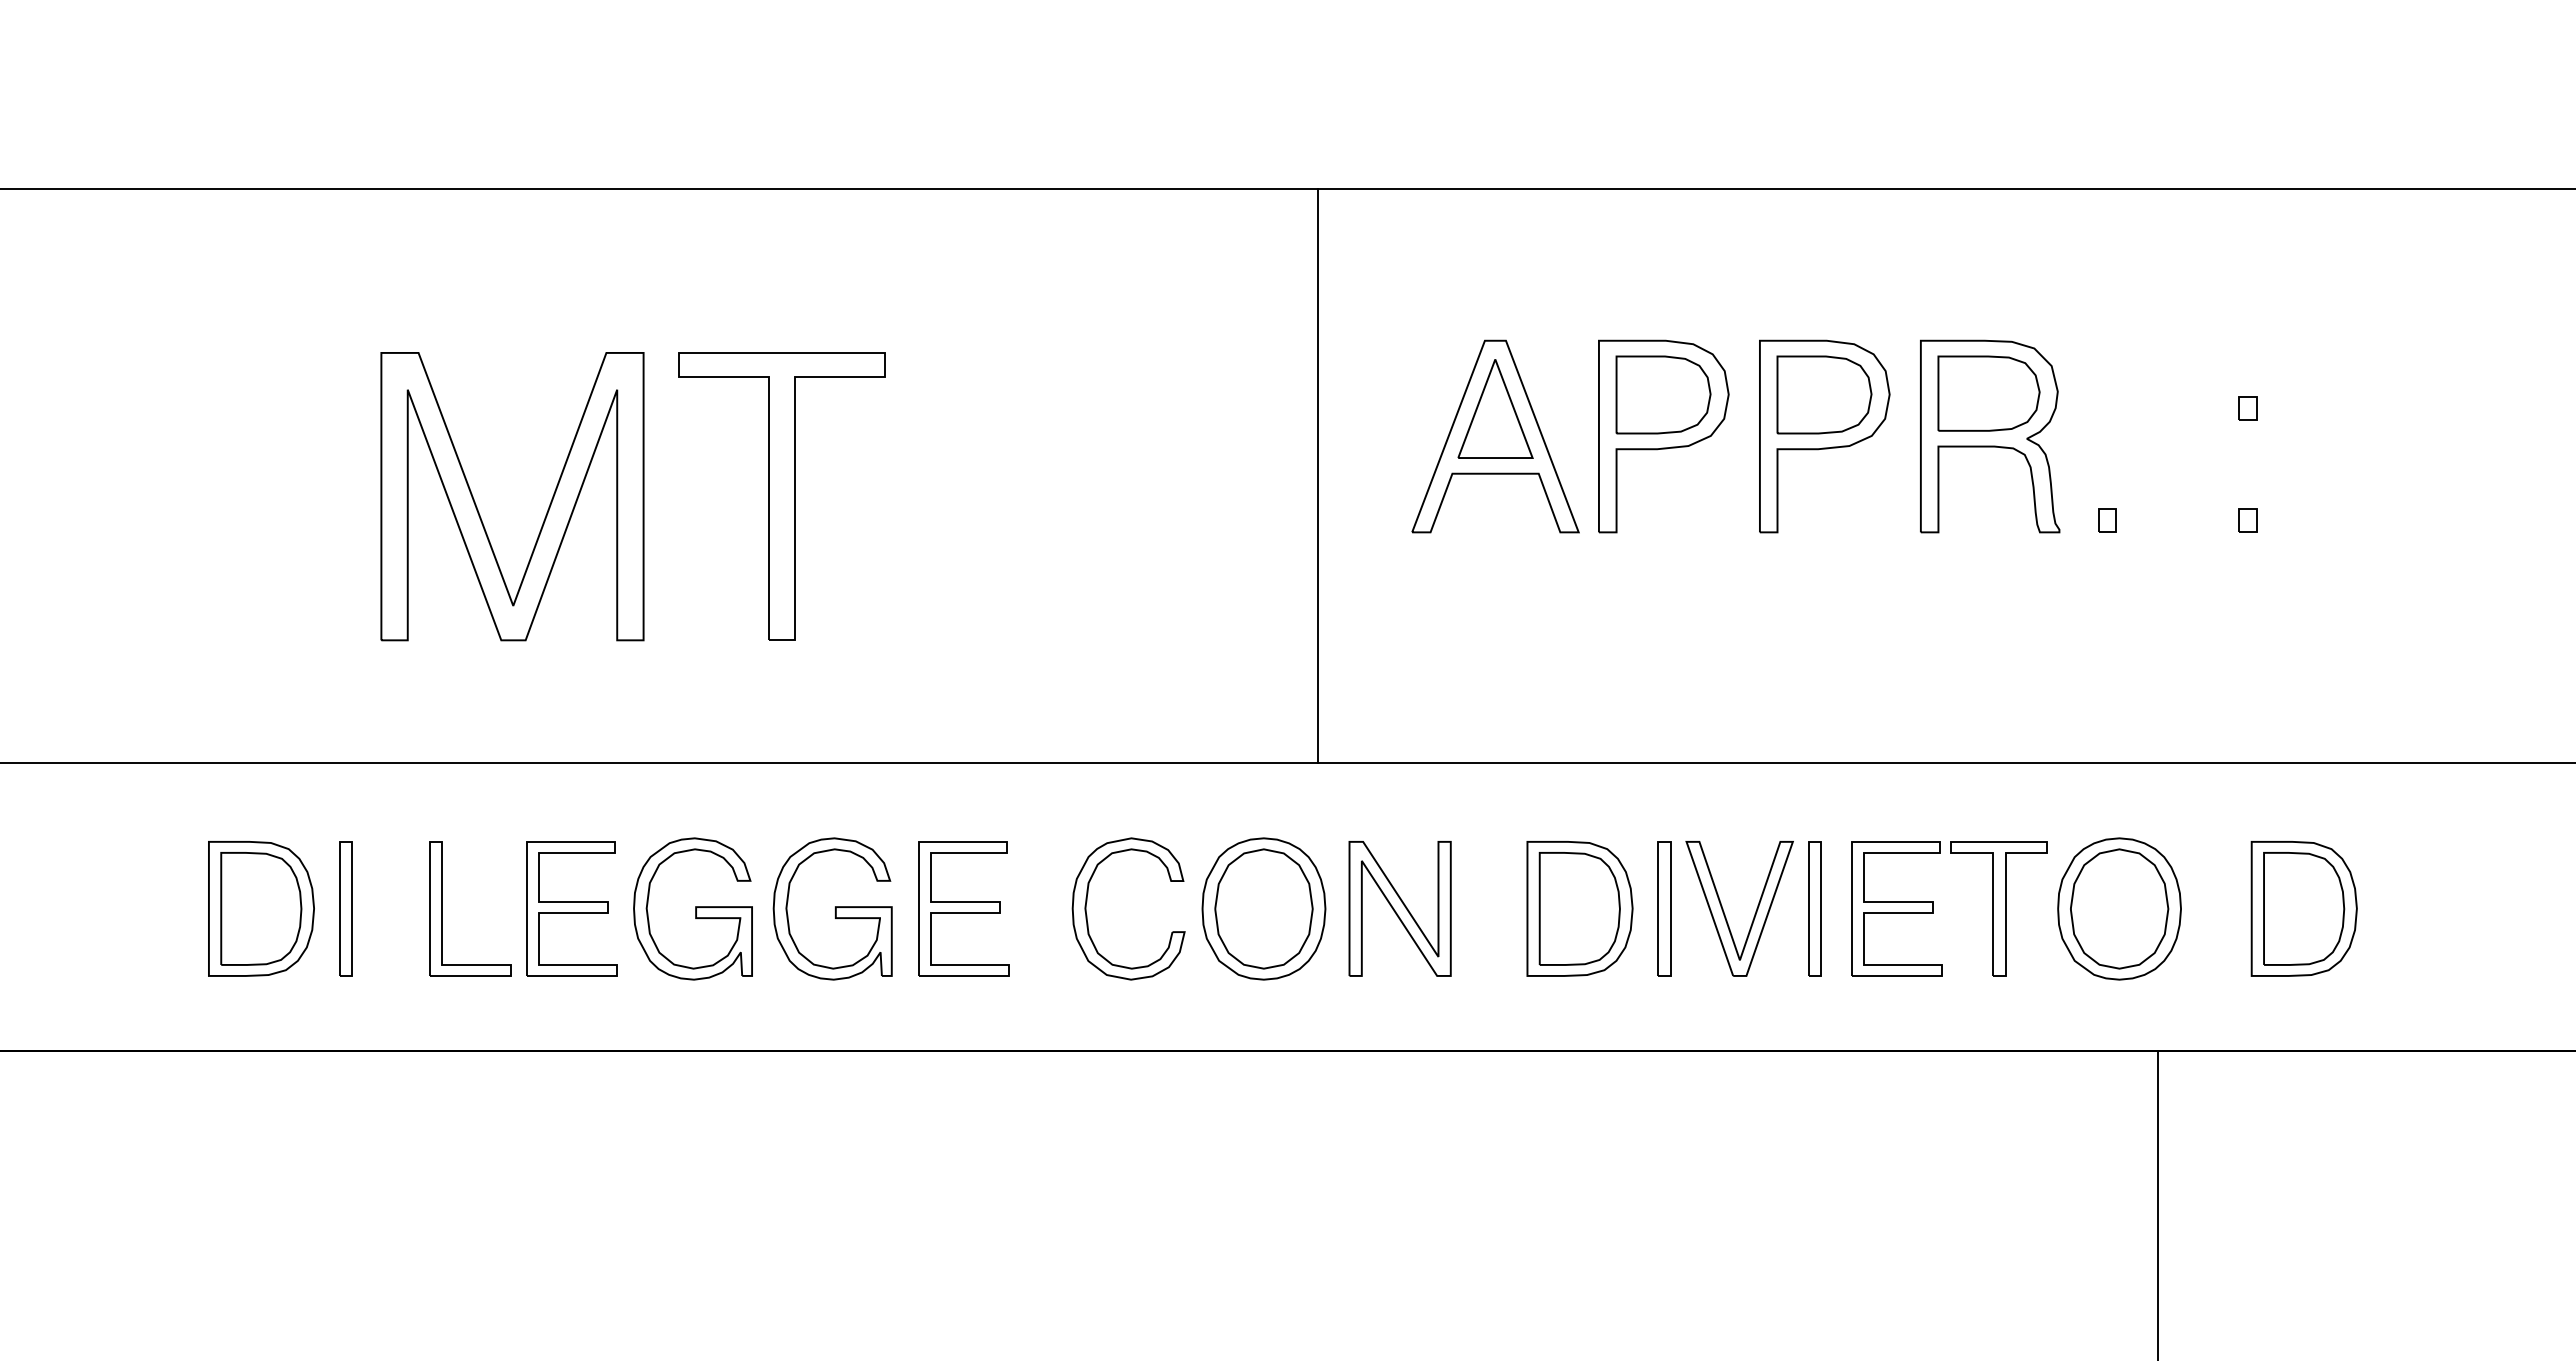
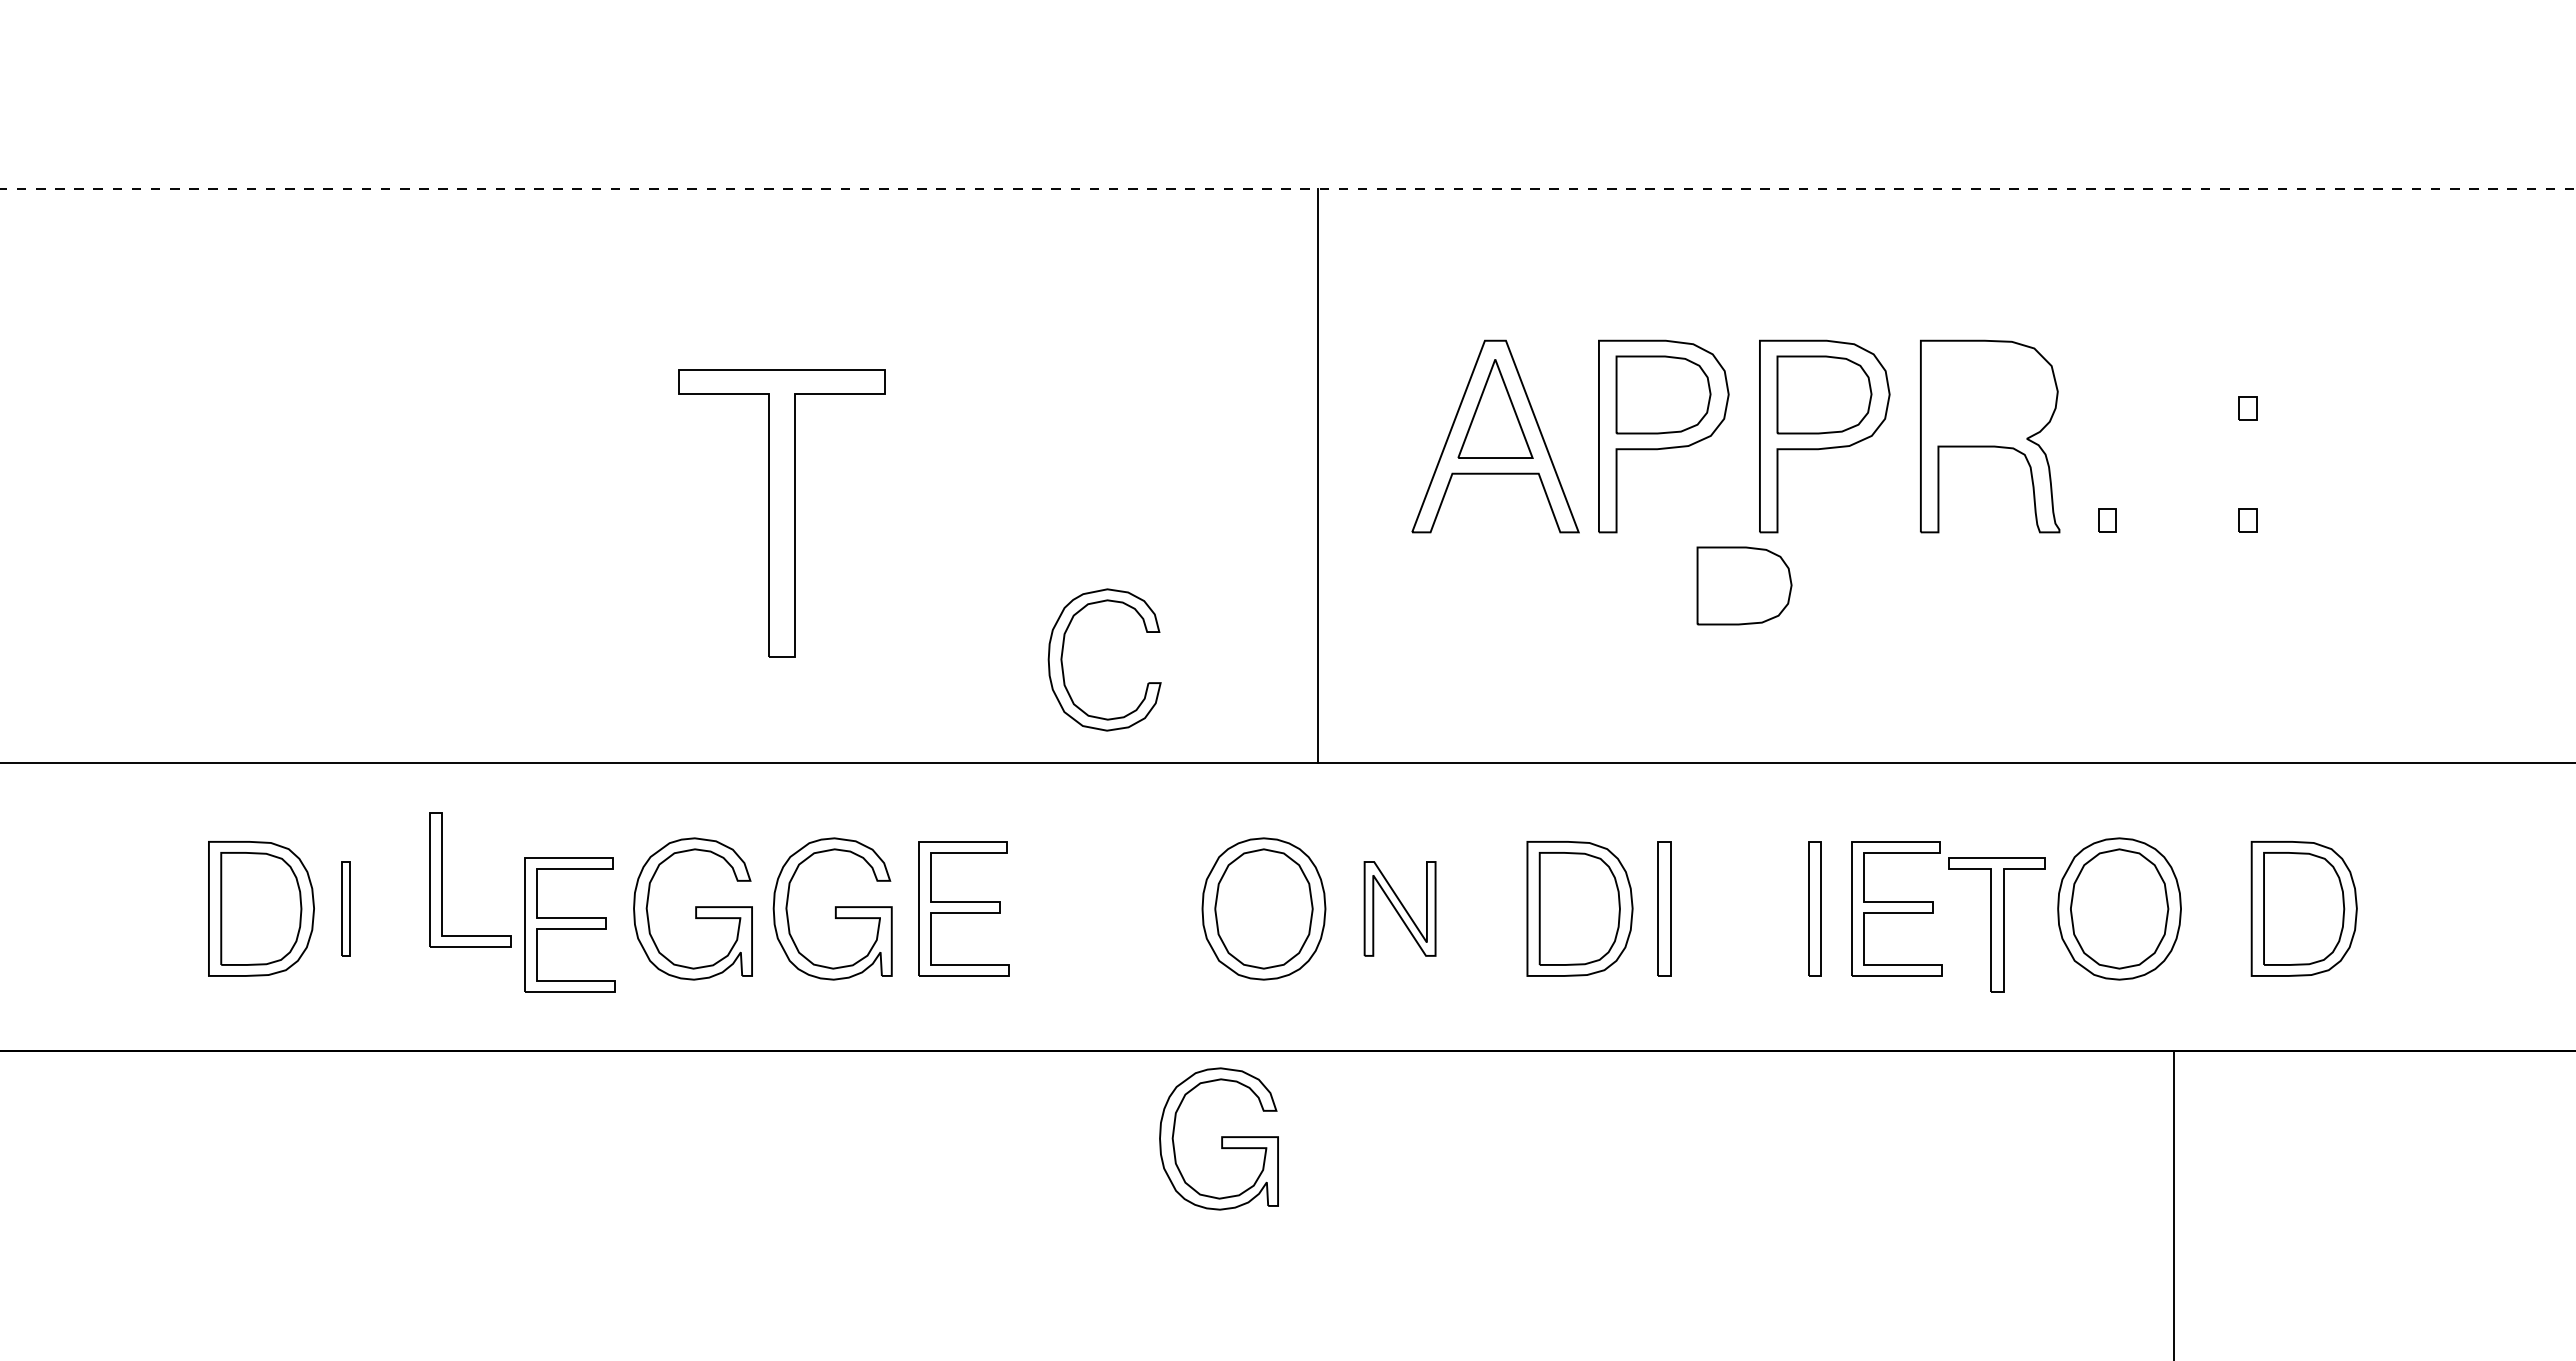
line: solid -> dashed (1288, 188)
part: present -> none (1988, 393)
part position: (781, 496) -> (781, 513) (781, 513)
part: present -> none (478, 509)
part: none -> present (1744, 585)
part position: (1087, 901) -> (1063, 652) (1063, 652)
part size: 14x136 px -> 10x96 px (345, 908)
part position: (442, 908) -> (442, 879) (442, 879)
part position: (571, 908) -> (569, 924) (569, 924)
part size: 104x136 px -> 74x96 px (1399, 908)
part position: (1998, 908) -> (1996, 924) (1996, 924)
part: present -> none (1725, 914)
part: none -> present (1218, 1138)
line position: (2157, 1203) -> (2173, 1203) (2173, 1203)
